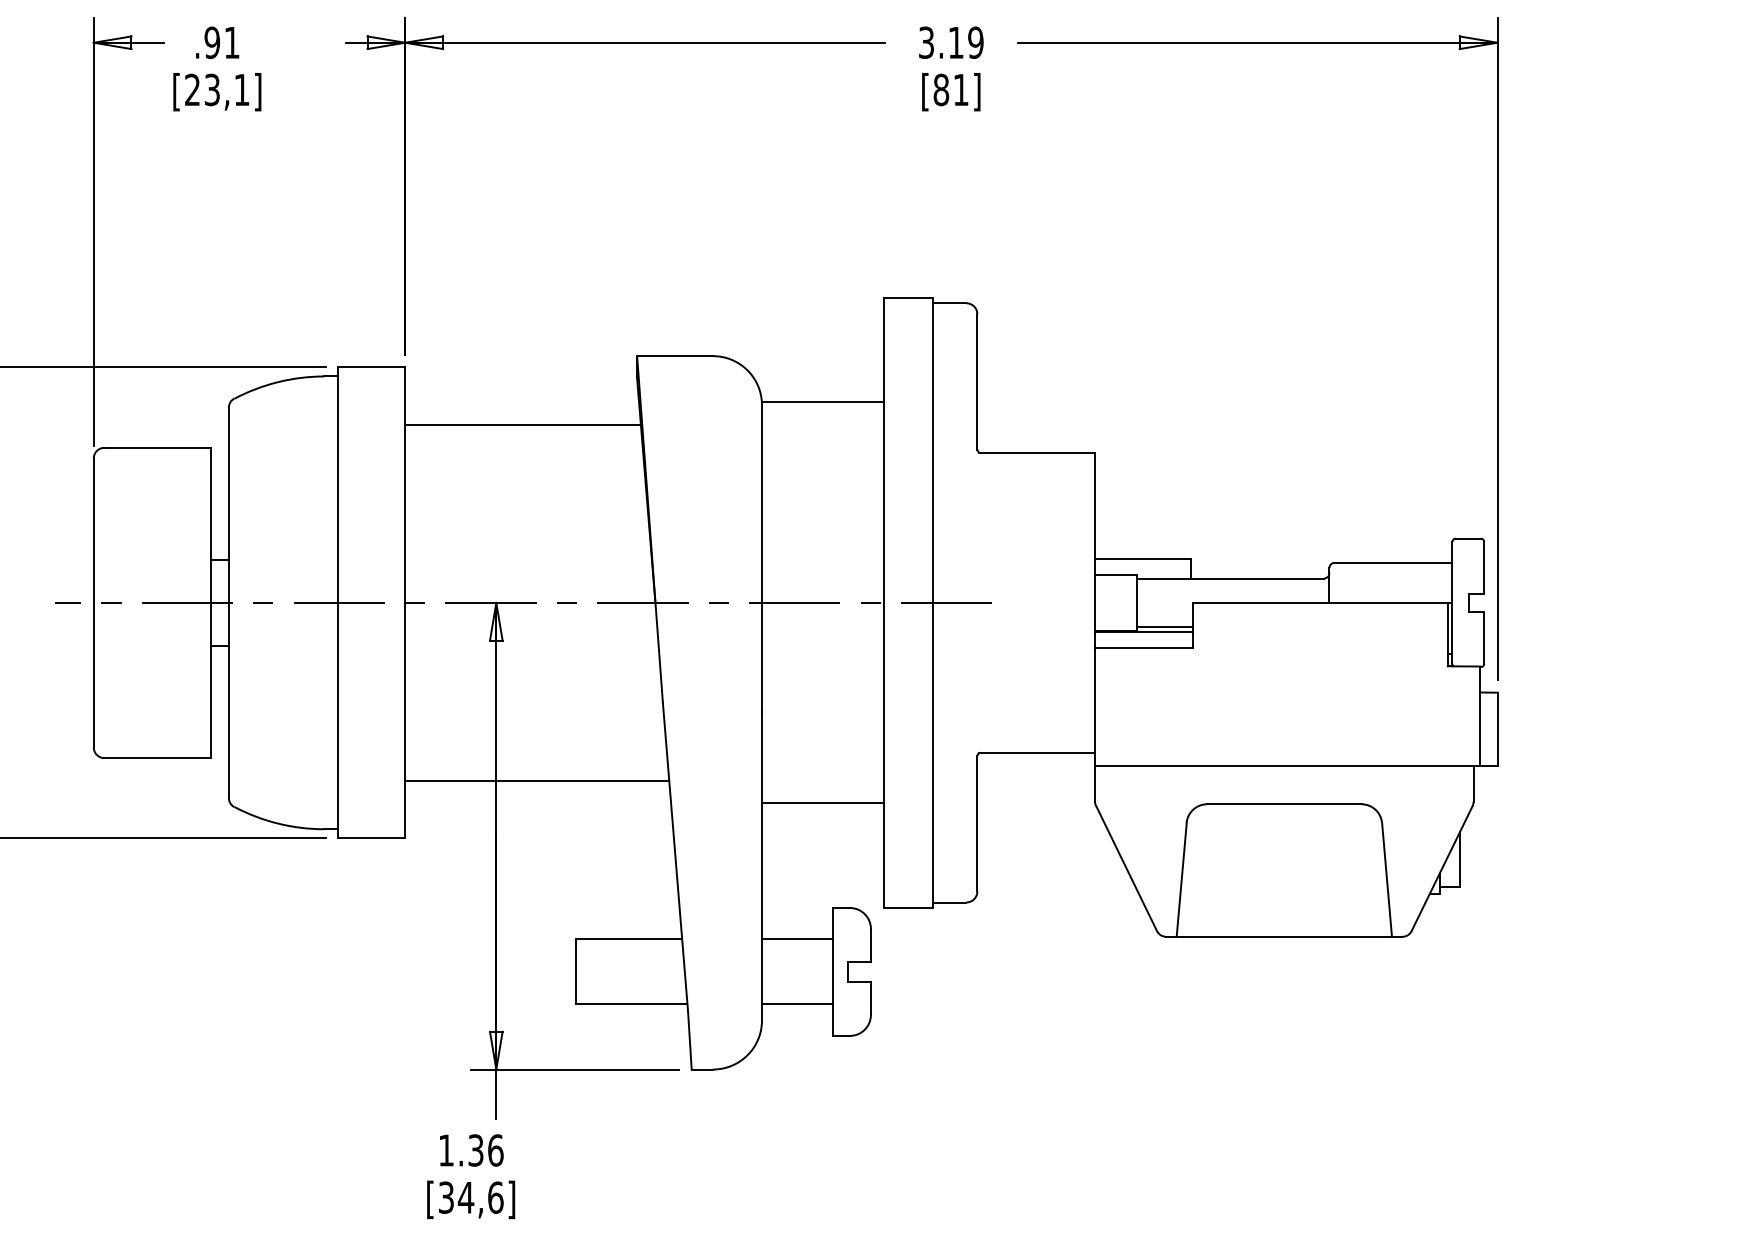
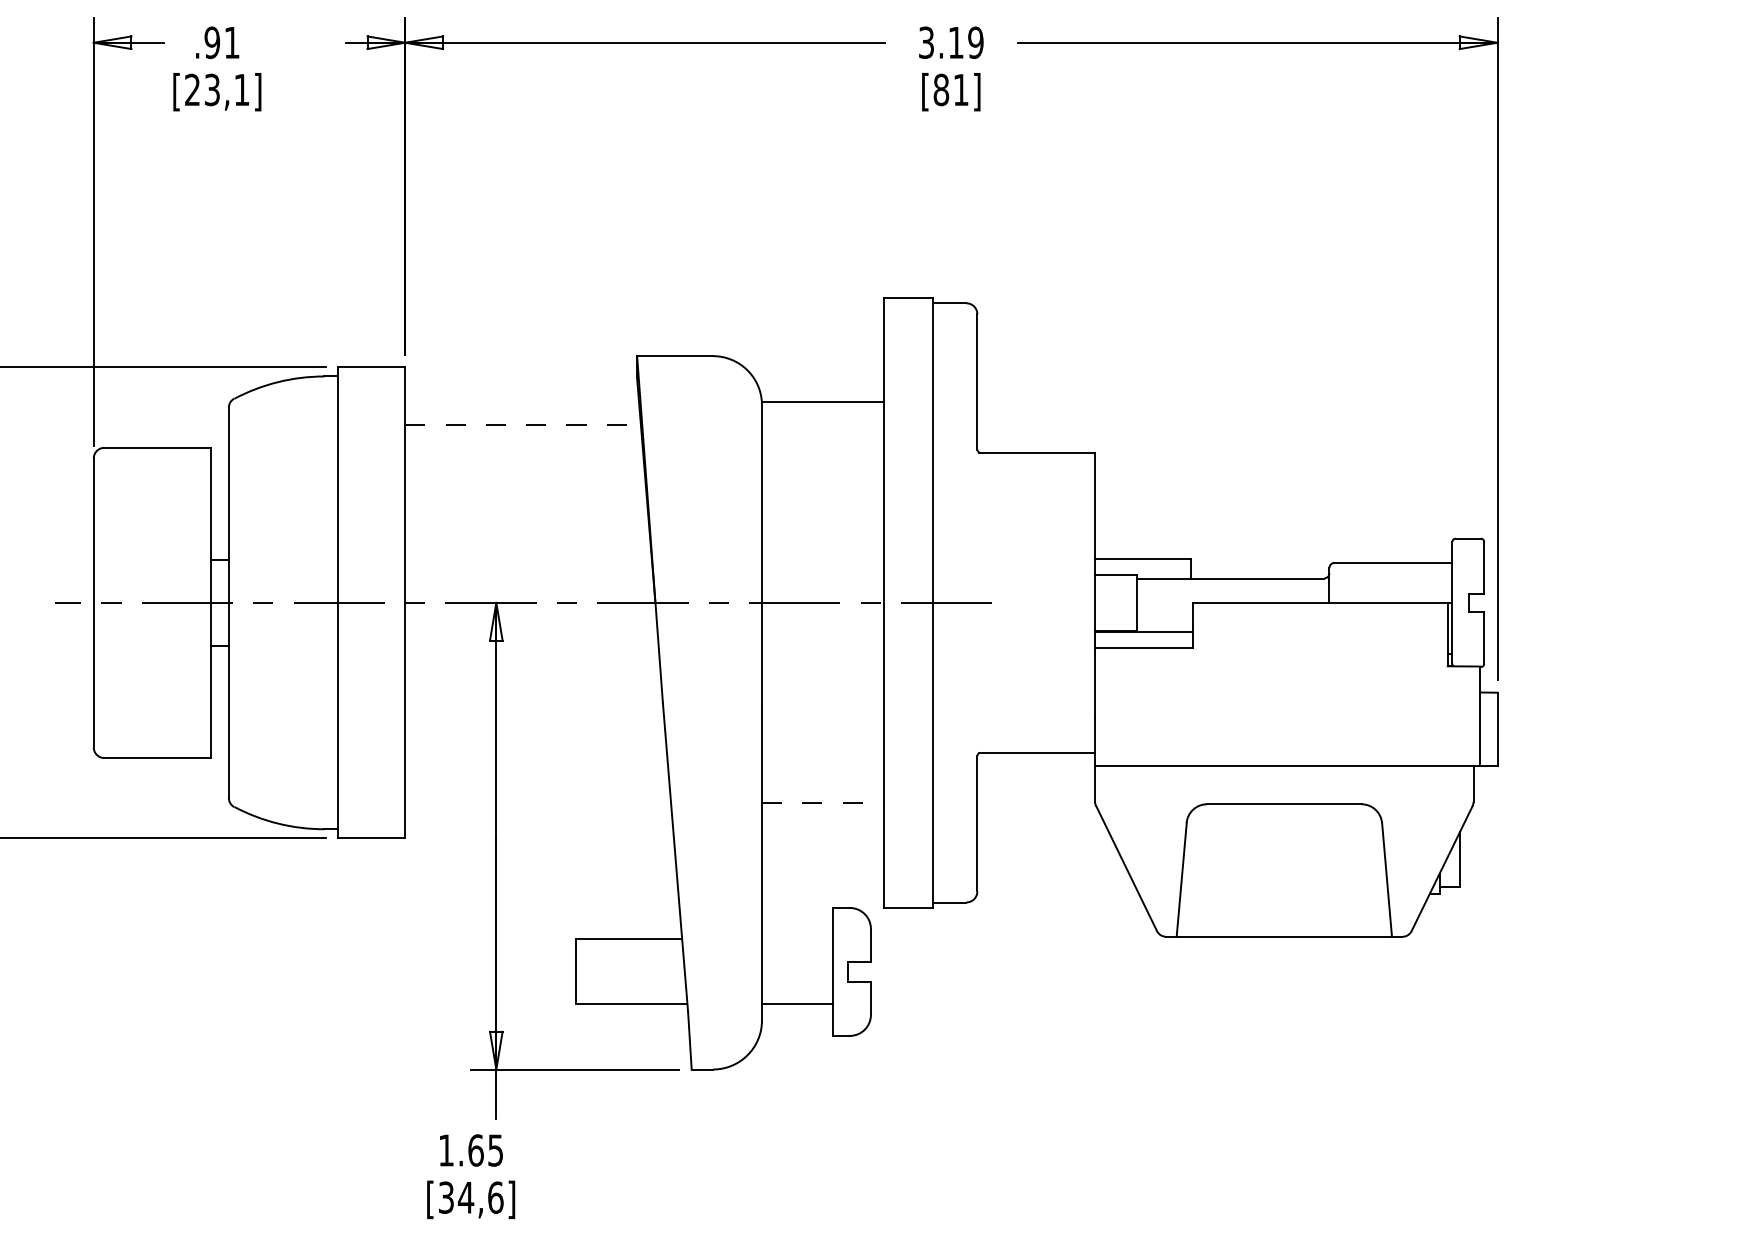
line: solid -> dashed (523, 424)
line: present -> none (1164, 627)
line: present -> none (537, 780)
line: solid -> dashed (822, 803)
line: present -> none (797, 939)
text: 1.36 -> 1.65 (485, 1150)
